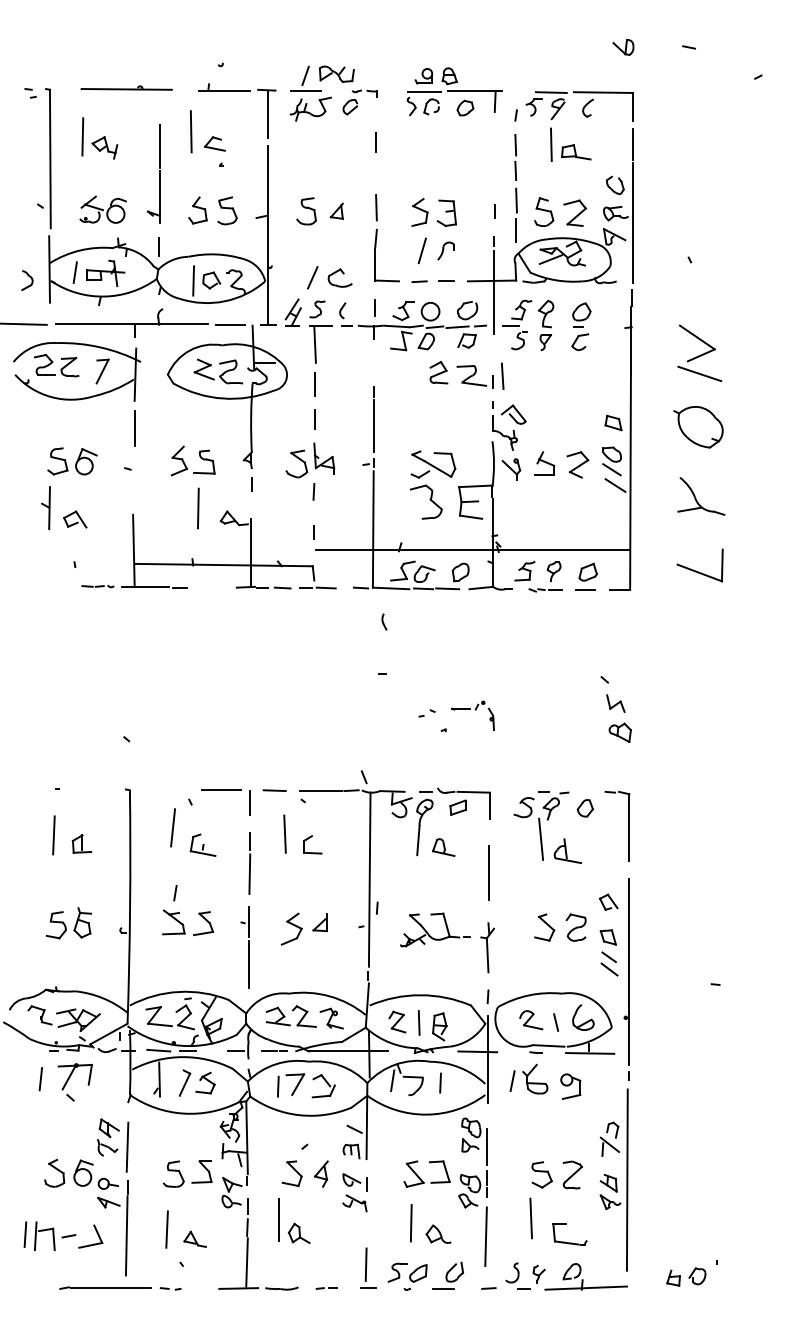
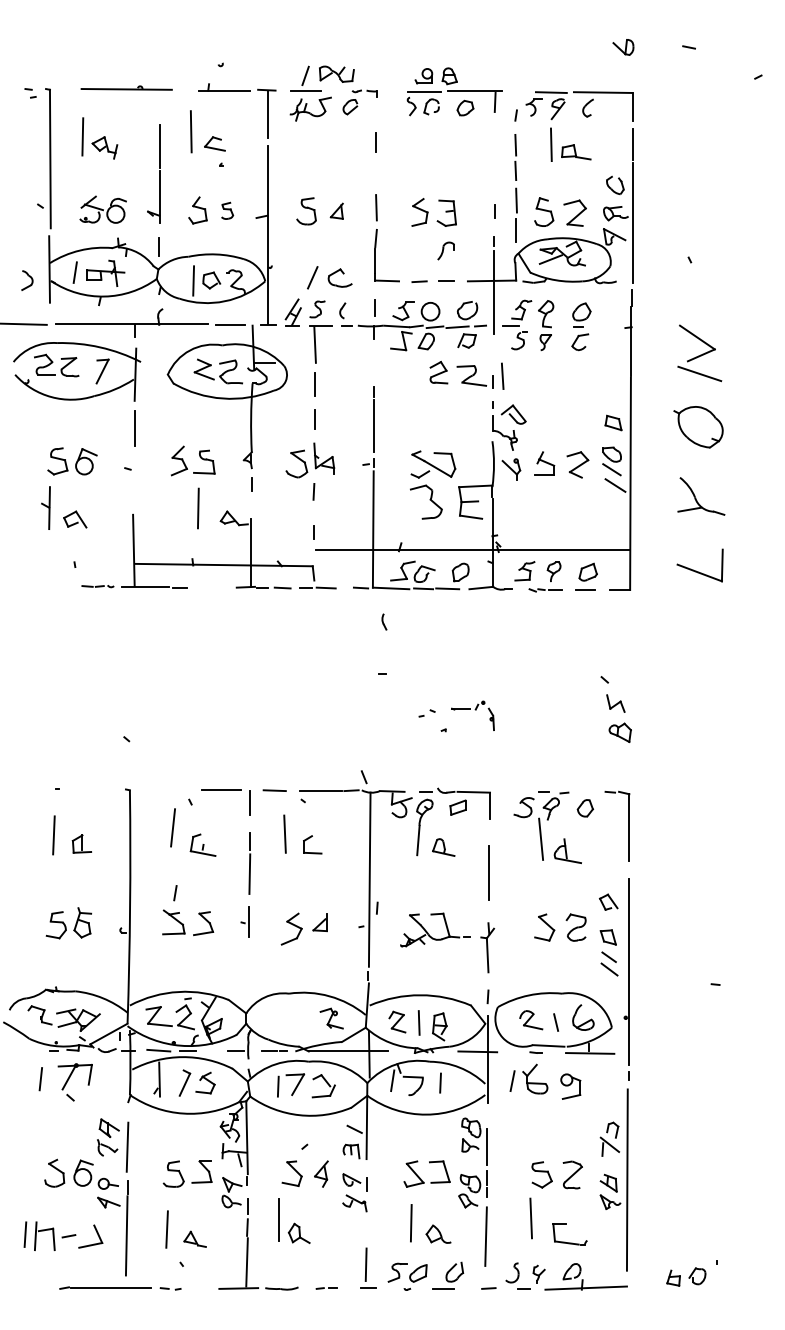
part size: 21x30 px -> 14x19 px (227, 210)
line: present -> none (421, 250)
line: present -> none (249, 964)
part: present -> none (290, 1016)
